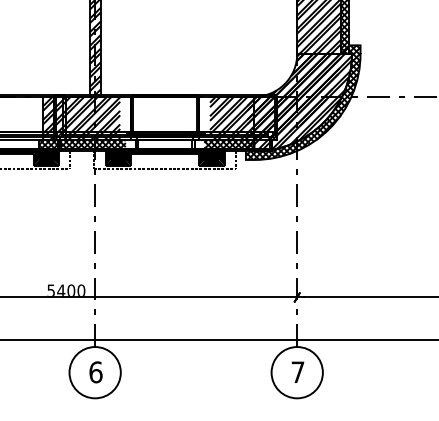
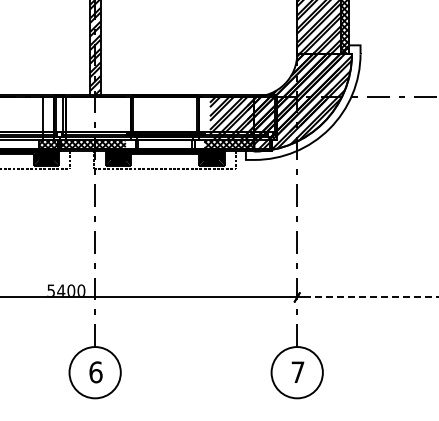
hatch: present -> none (302, 102)
hatch: present -> none (81, 118)
line: solid -> dashed (371, 297)
line: present -> none (218, 340)
